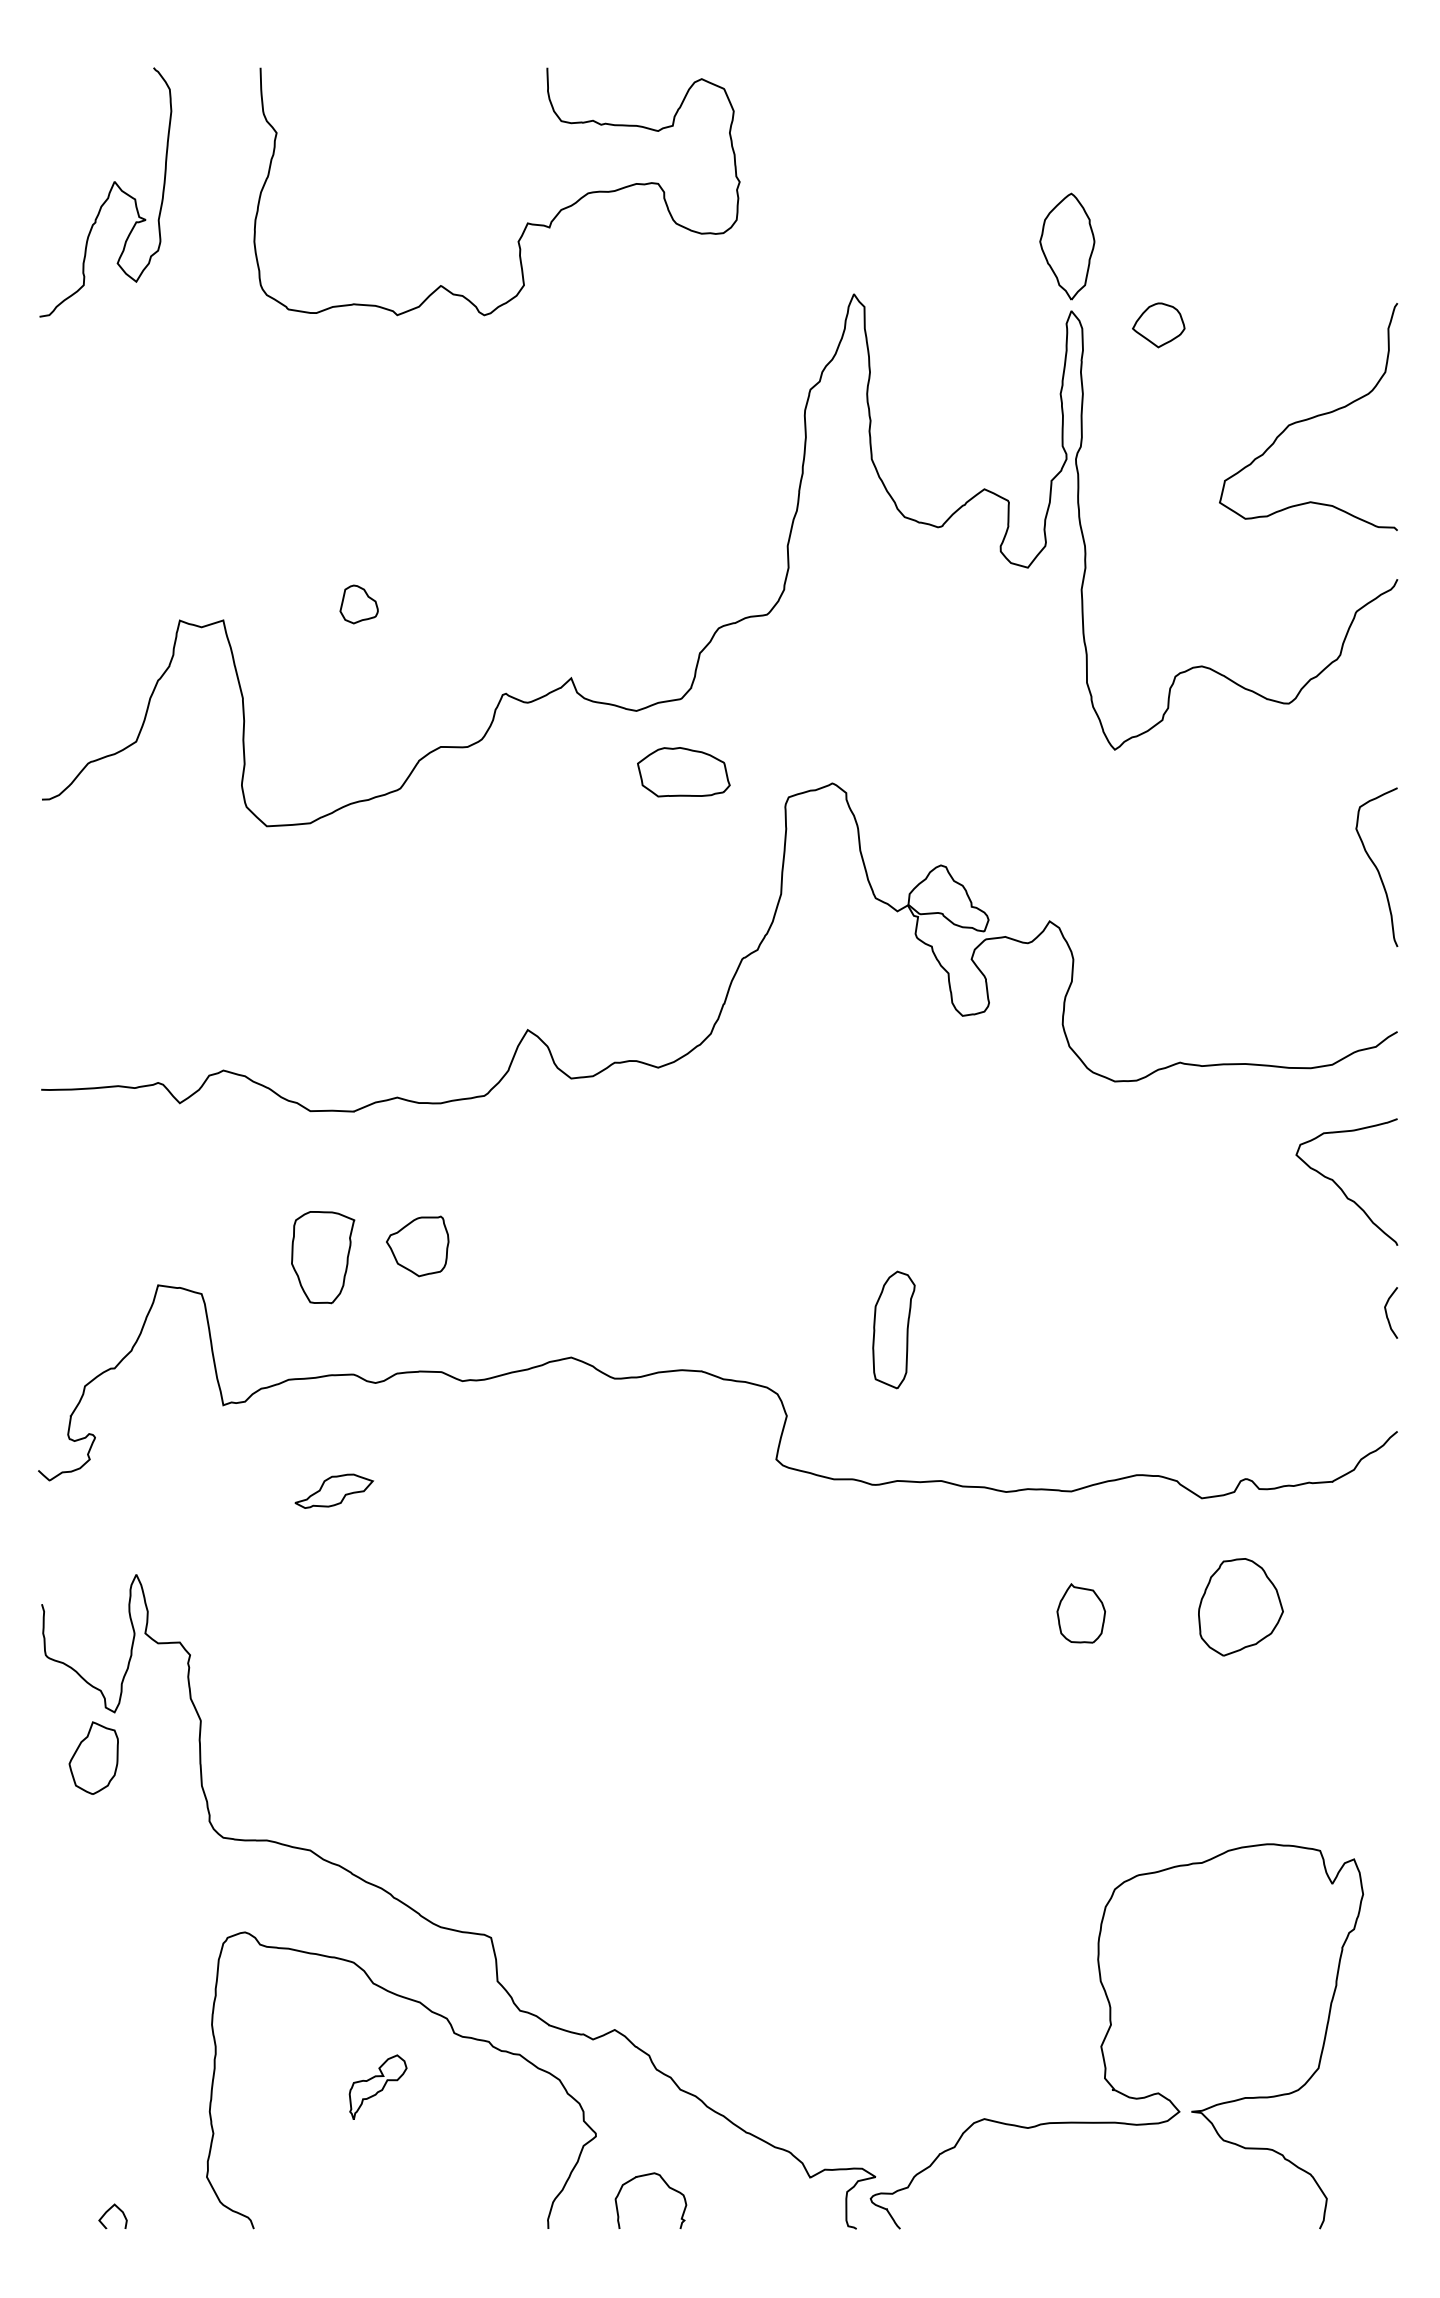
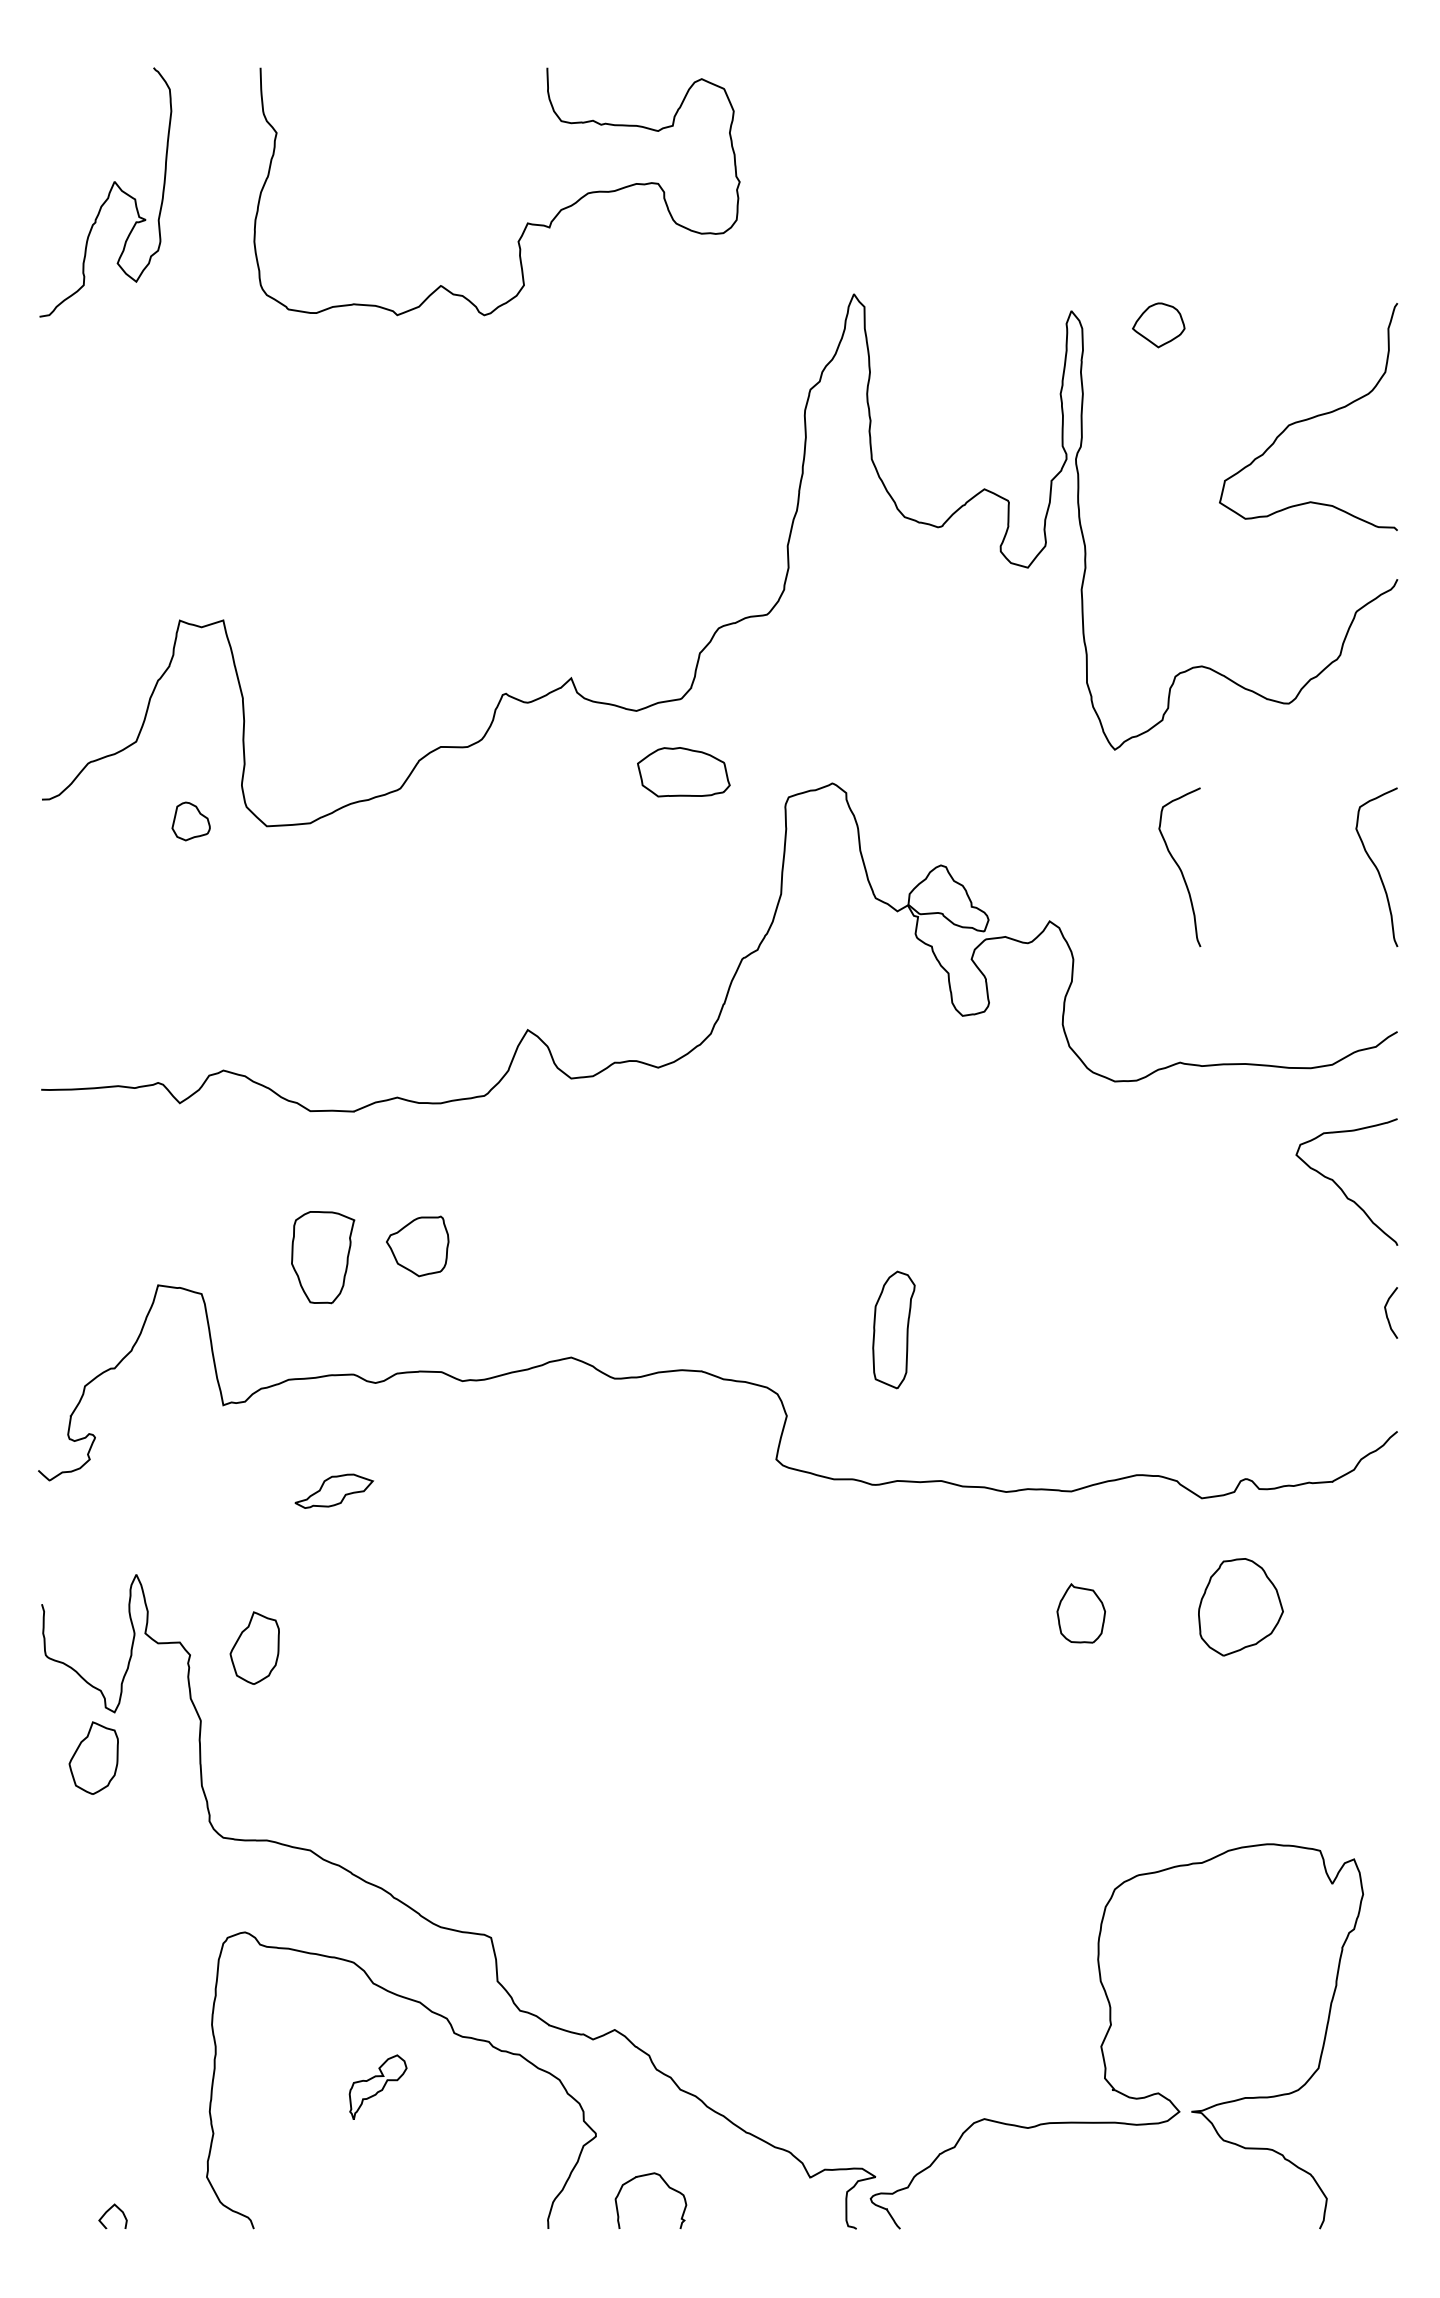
part: present -> none (1067, 246)
part position: (358, 604) -> (190, 821) (190, 821)
curve: none -> present (1179, 867)
part: none -> present (254, 1647)
